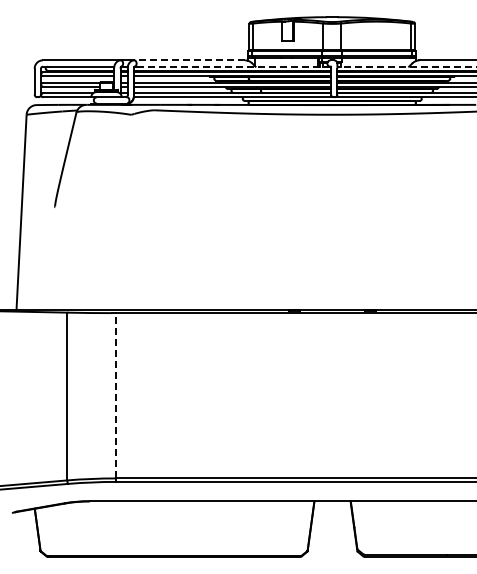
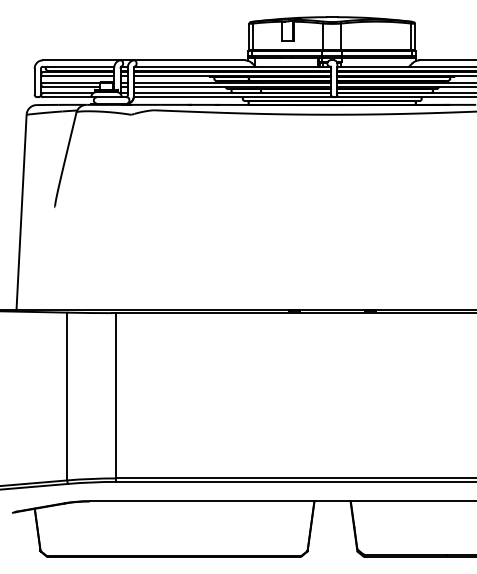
line: dashed -> solid (189, 60)
line: dashed -> solid (234, 66)
line: dashed -> solid (407, 66)
line: dashed -> solid (115, 395)
